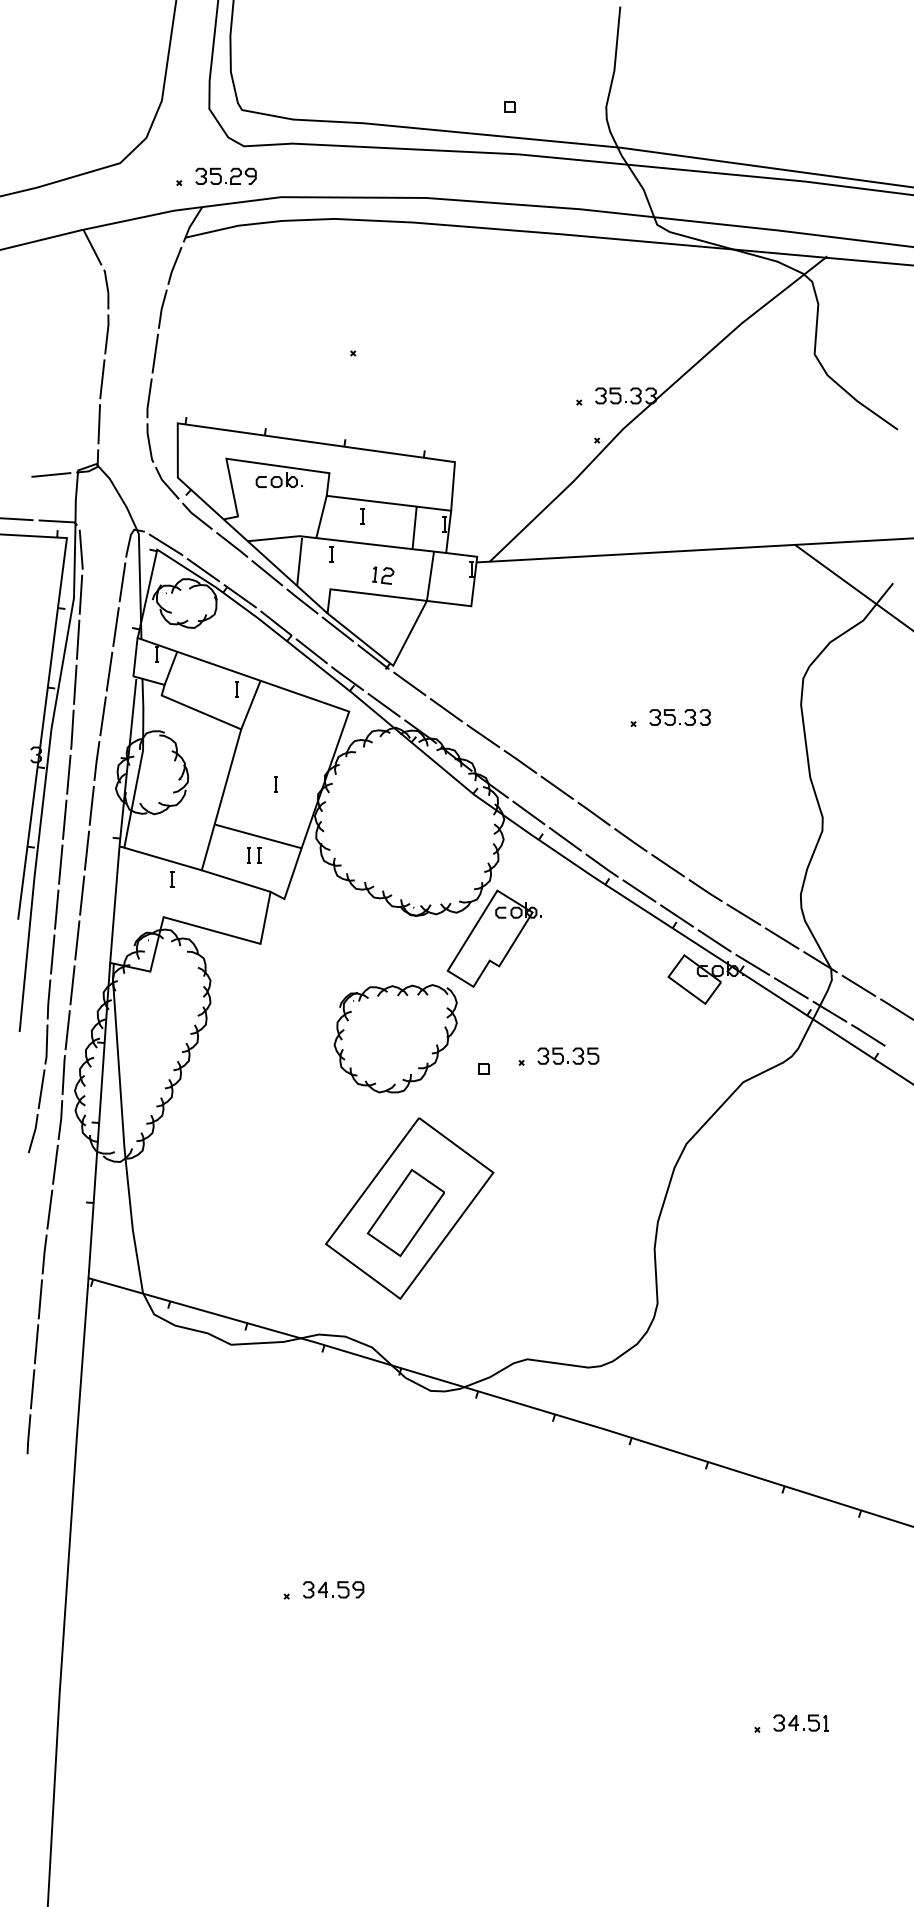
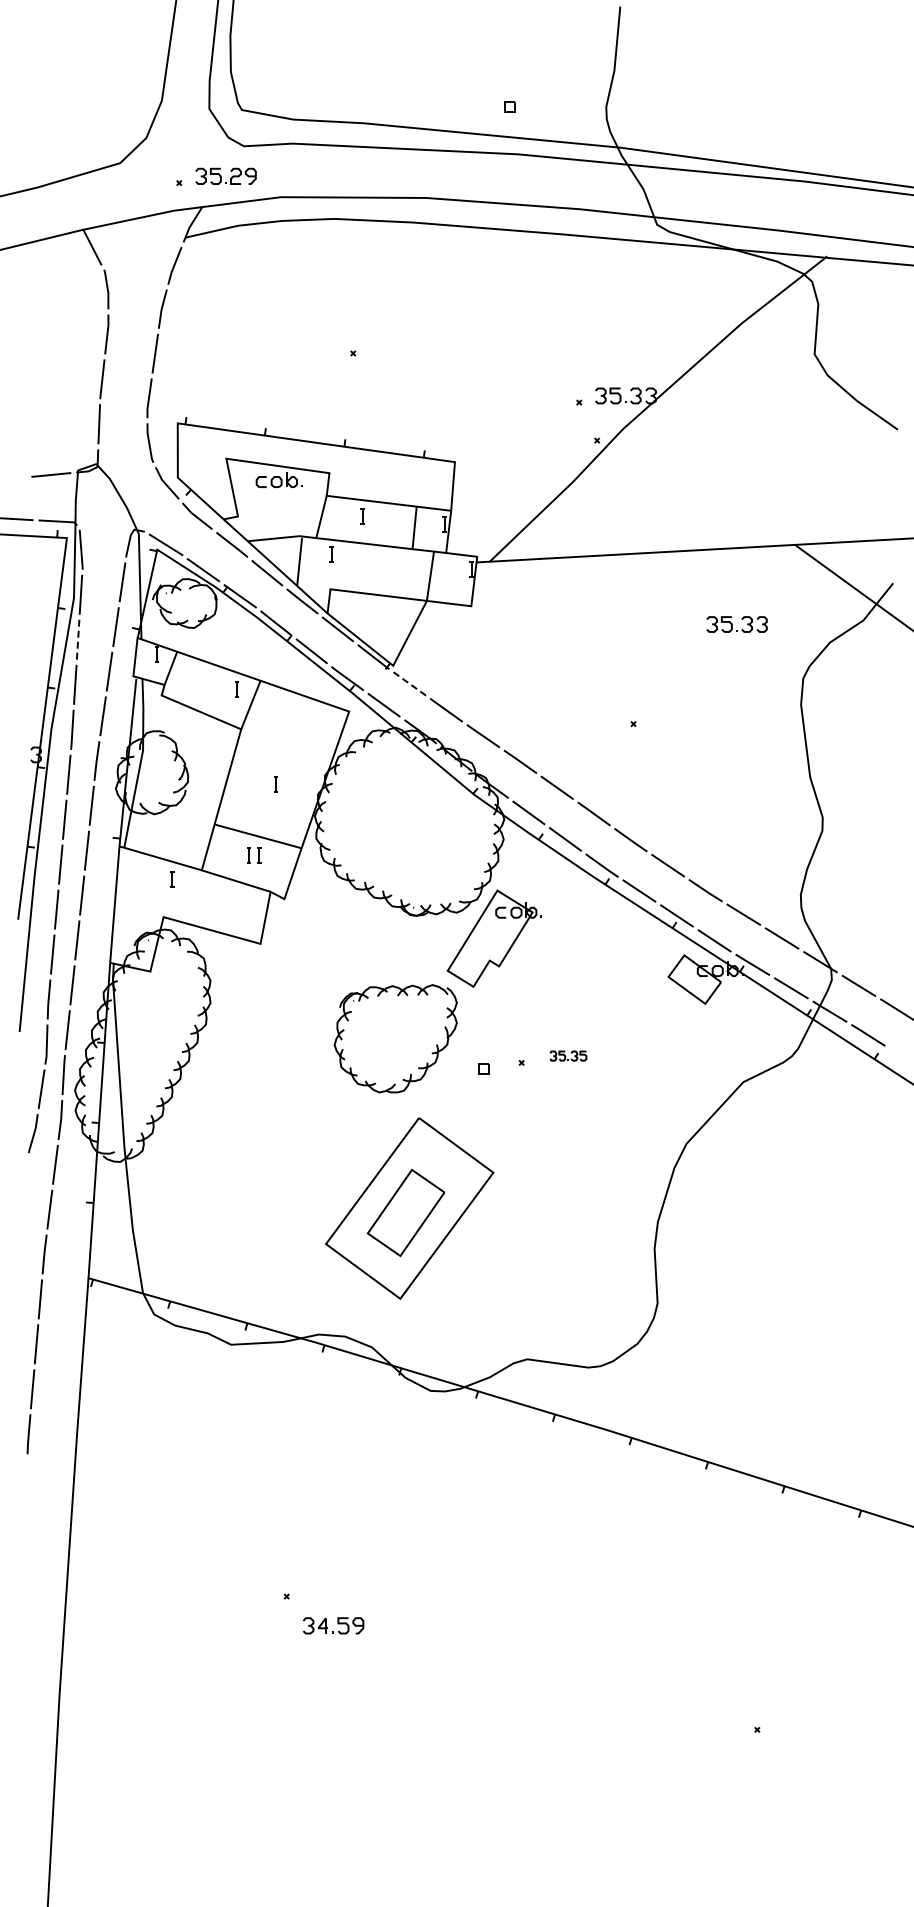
part: present -> none (383, 575)
line: solid -> dashed (78, 640)
line: solid -> dashed (410, 684)
part position: (679, 717) -> (736, 624) (736, 624)
part size: 63x18 px -> 39x12 px (568, 1055)
part position: (333, 1589) -> (333, 1625) (333, 1625)
part: present -> none (800, 1722)
